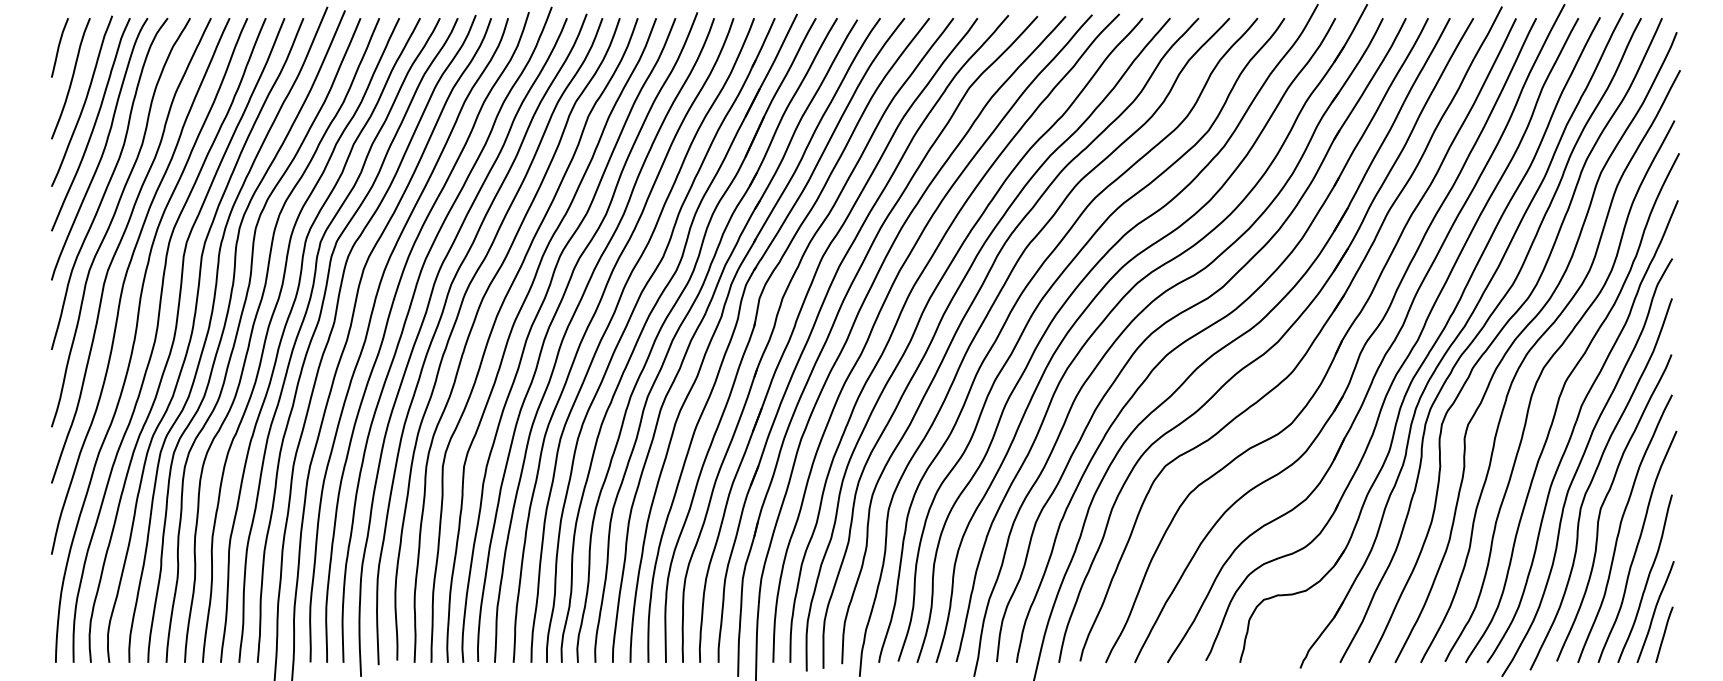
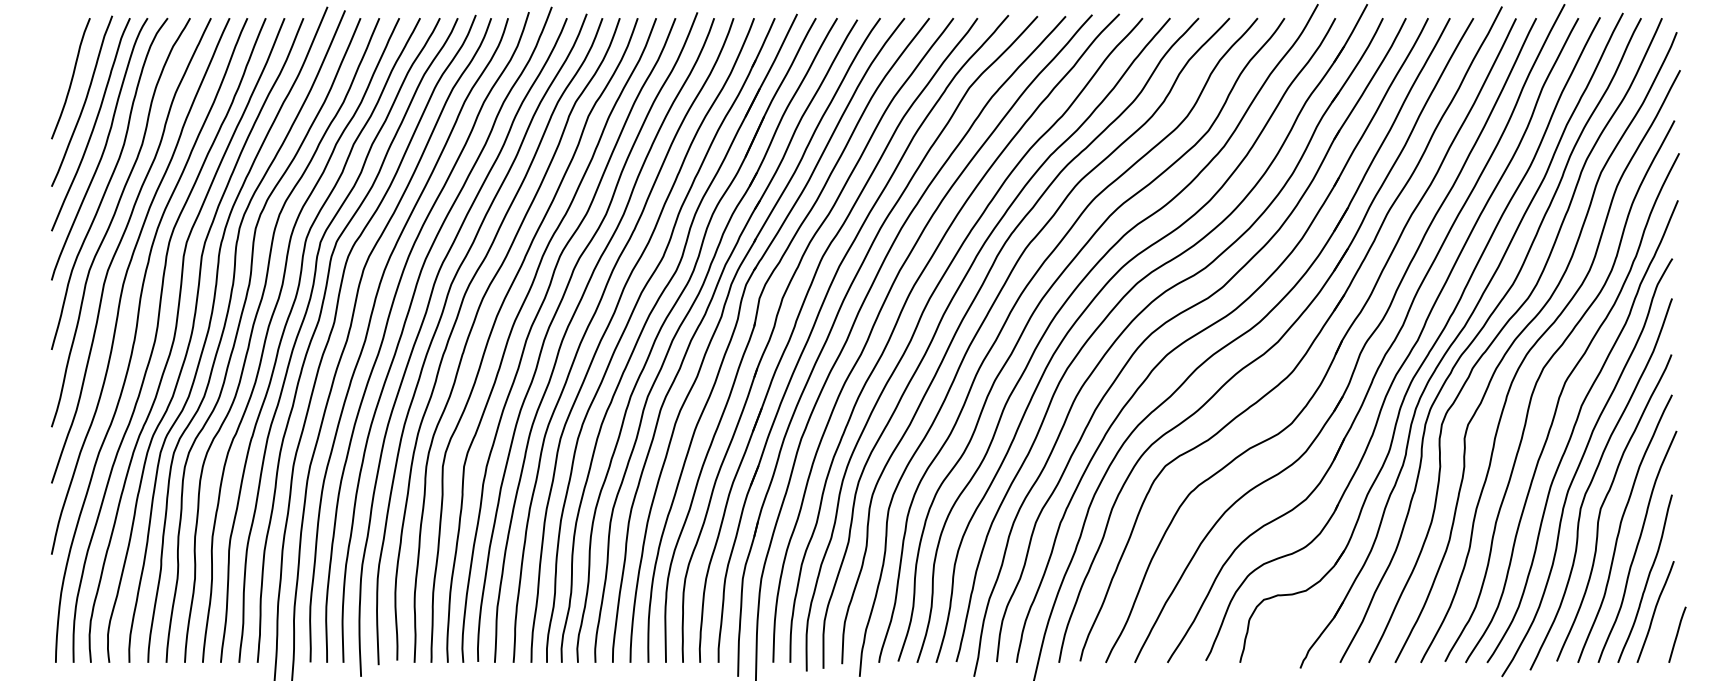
curve: present -> none (59, 47)
line position: (1664, 634) -> (1677, 634) (1677, 634)
